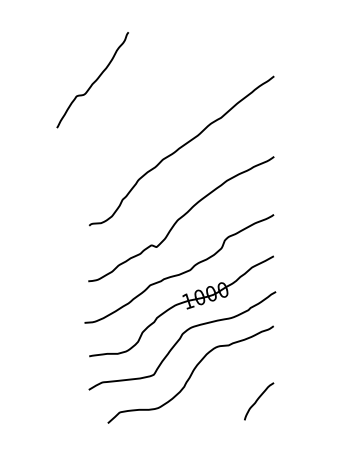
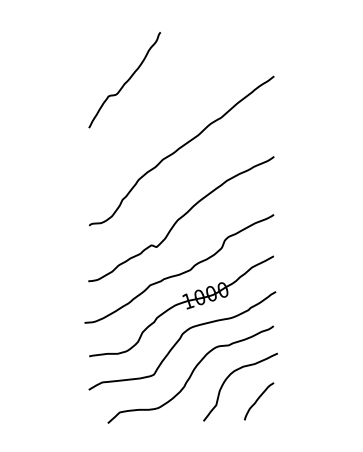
curve position: (93, 81) -> (125, 81) (125, 81)
curve: none -> present (233, 373)
